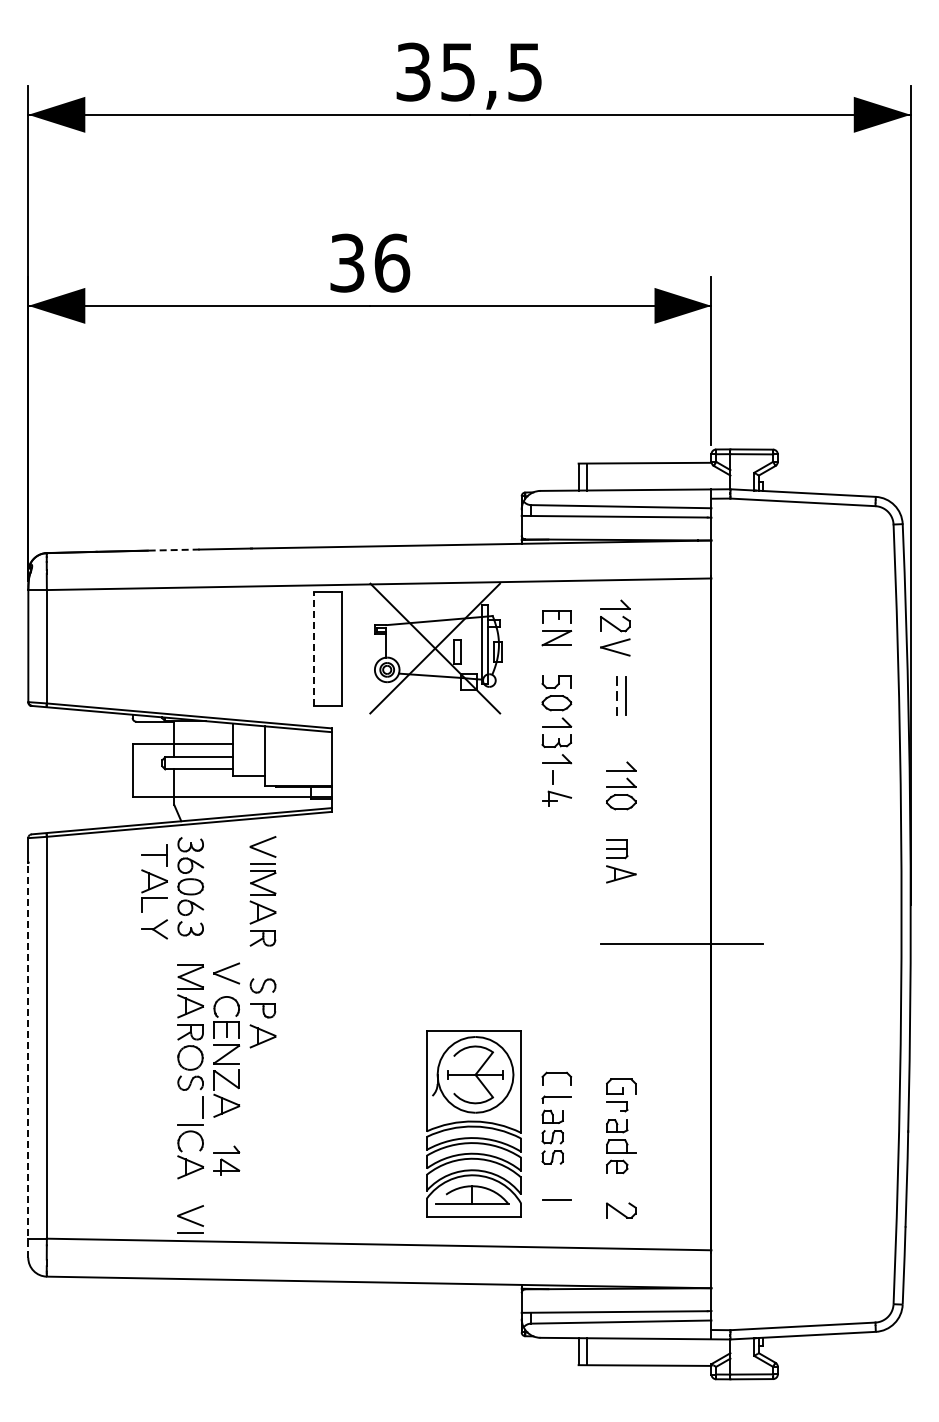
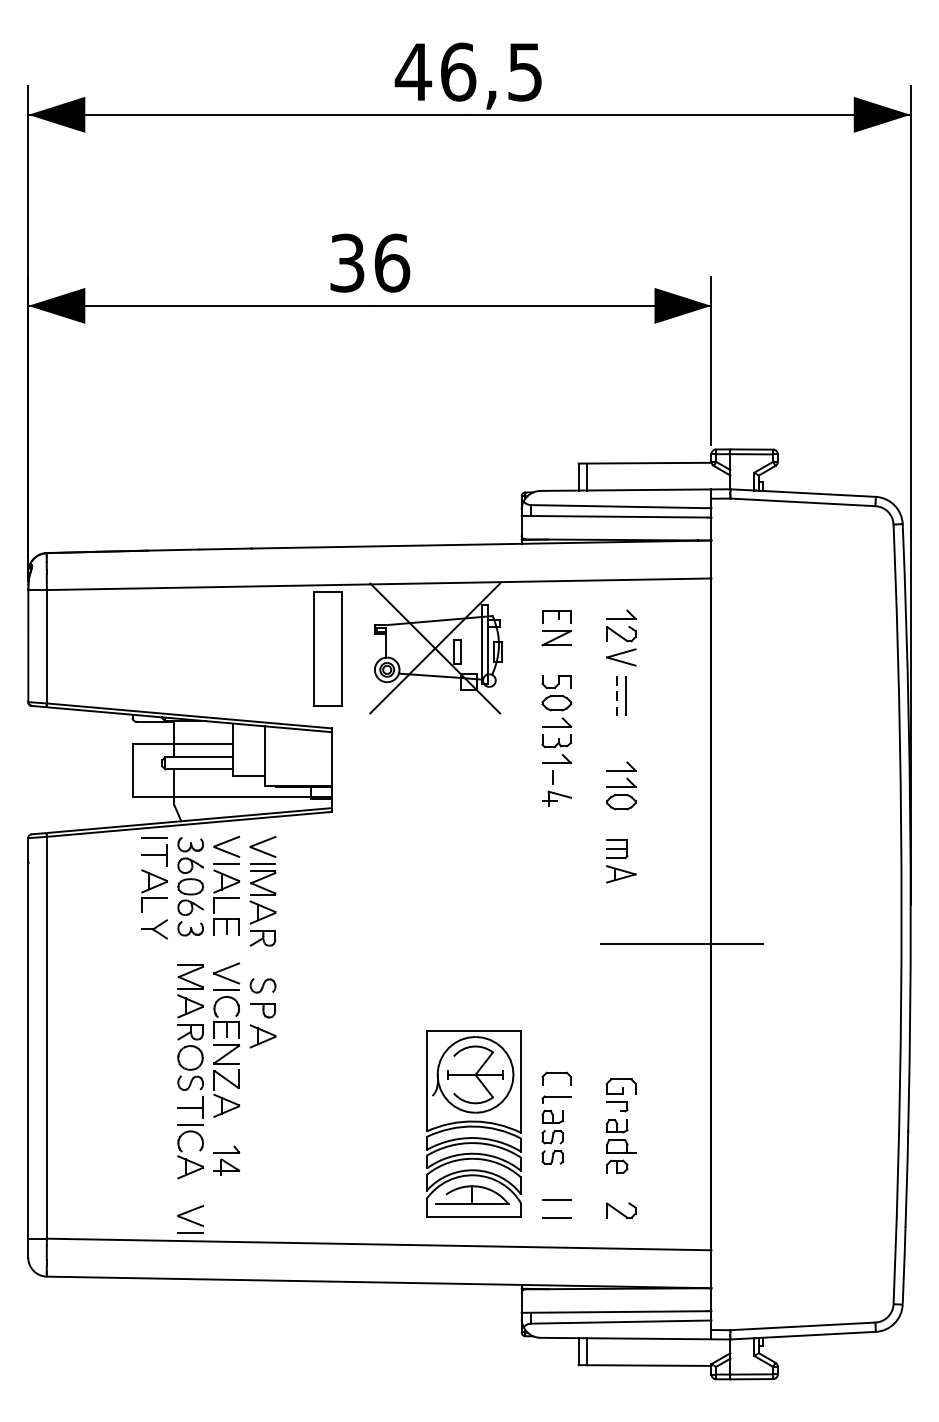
text: 35,5 -> 46,5 (435, 71)
line: dashed -> solid (173, 550)
part position: (615, 627) -> (621, 637) (621, 637)
line: dashed -> solid (313, 648)
line: none -> present (154, 838)
part: none -> present (226, 885)
line: none -> present (226, 990)
line: dashed -> solid (28, 1059)
line: none -> present (190, 1107)
line: none -> present (556, 1217)
